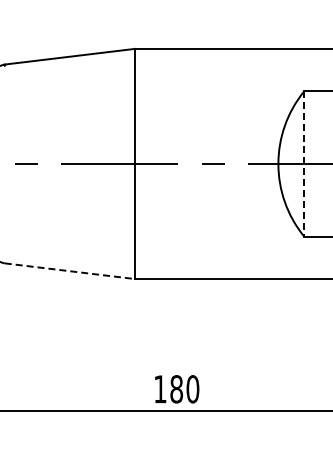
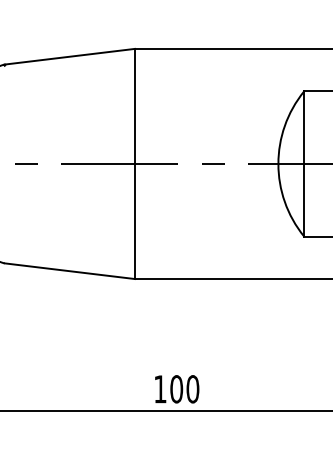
line: dashed -> solid (304, 163)
line: dashed -> solid (69, 271)
text: 180 -> 100 (176, 389)
